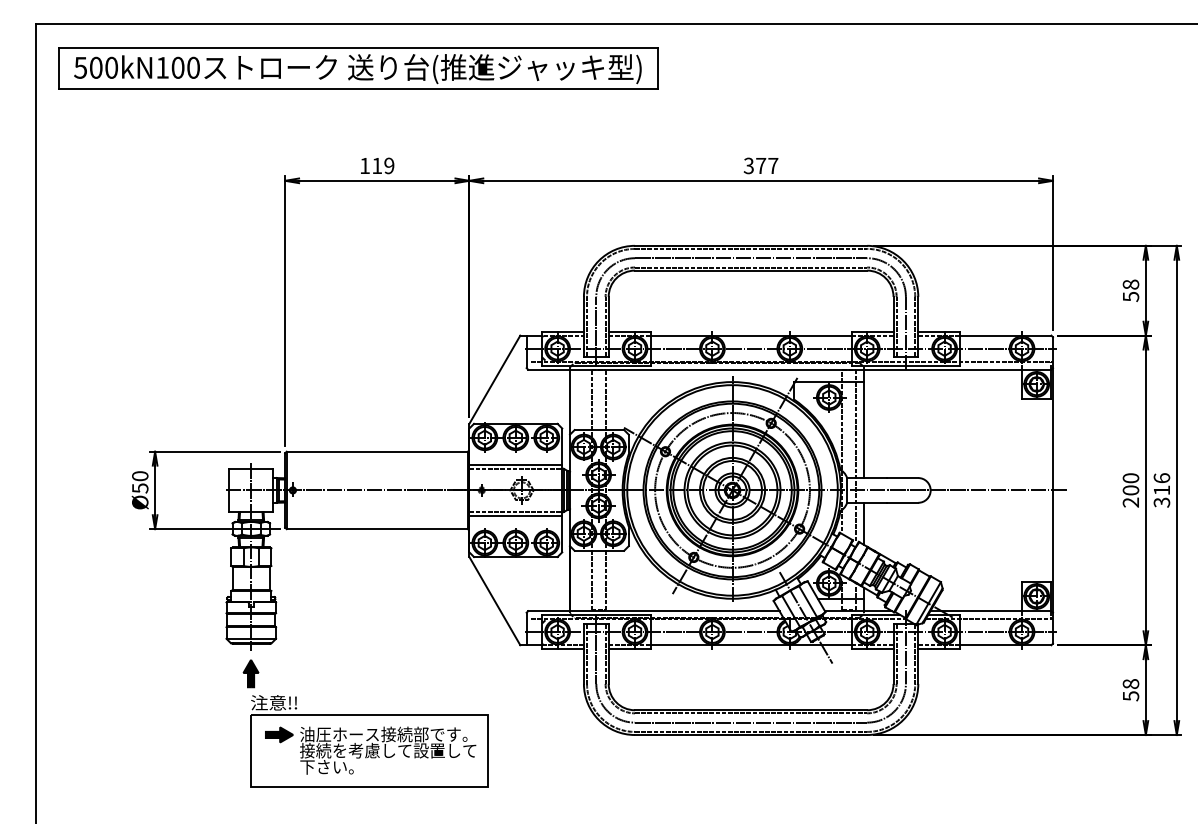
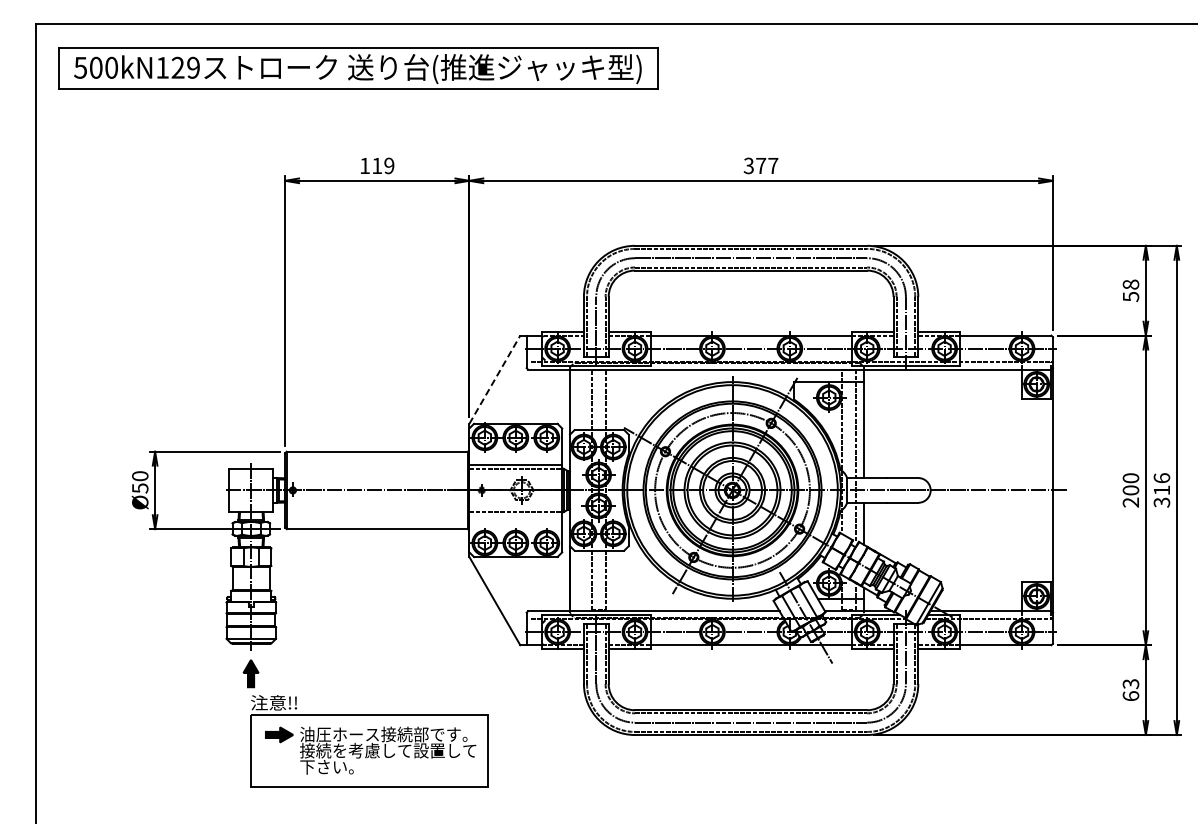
text: 500kN100 -> 500kN129 (185, 67)
line: solid -> dashed (494, 379)
line: present -> none (515, 515)
text: 58 -> 63 (1130, 690)
